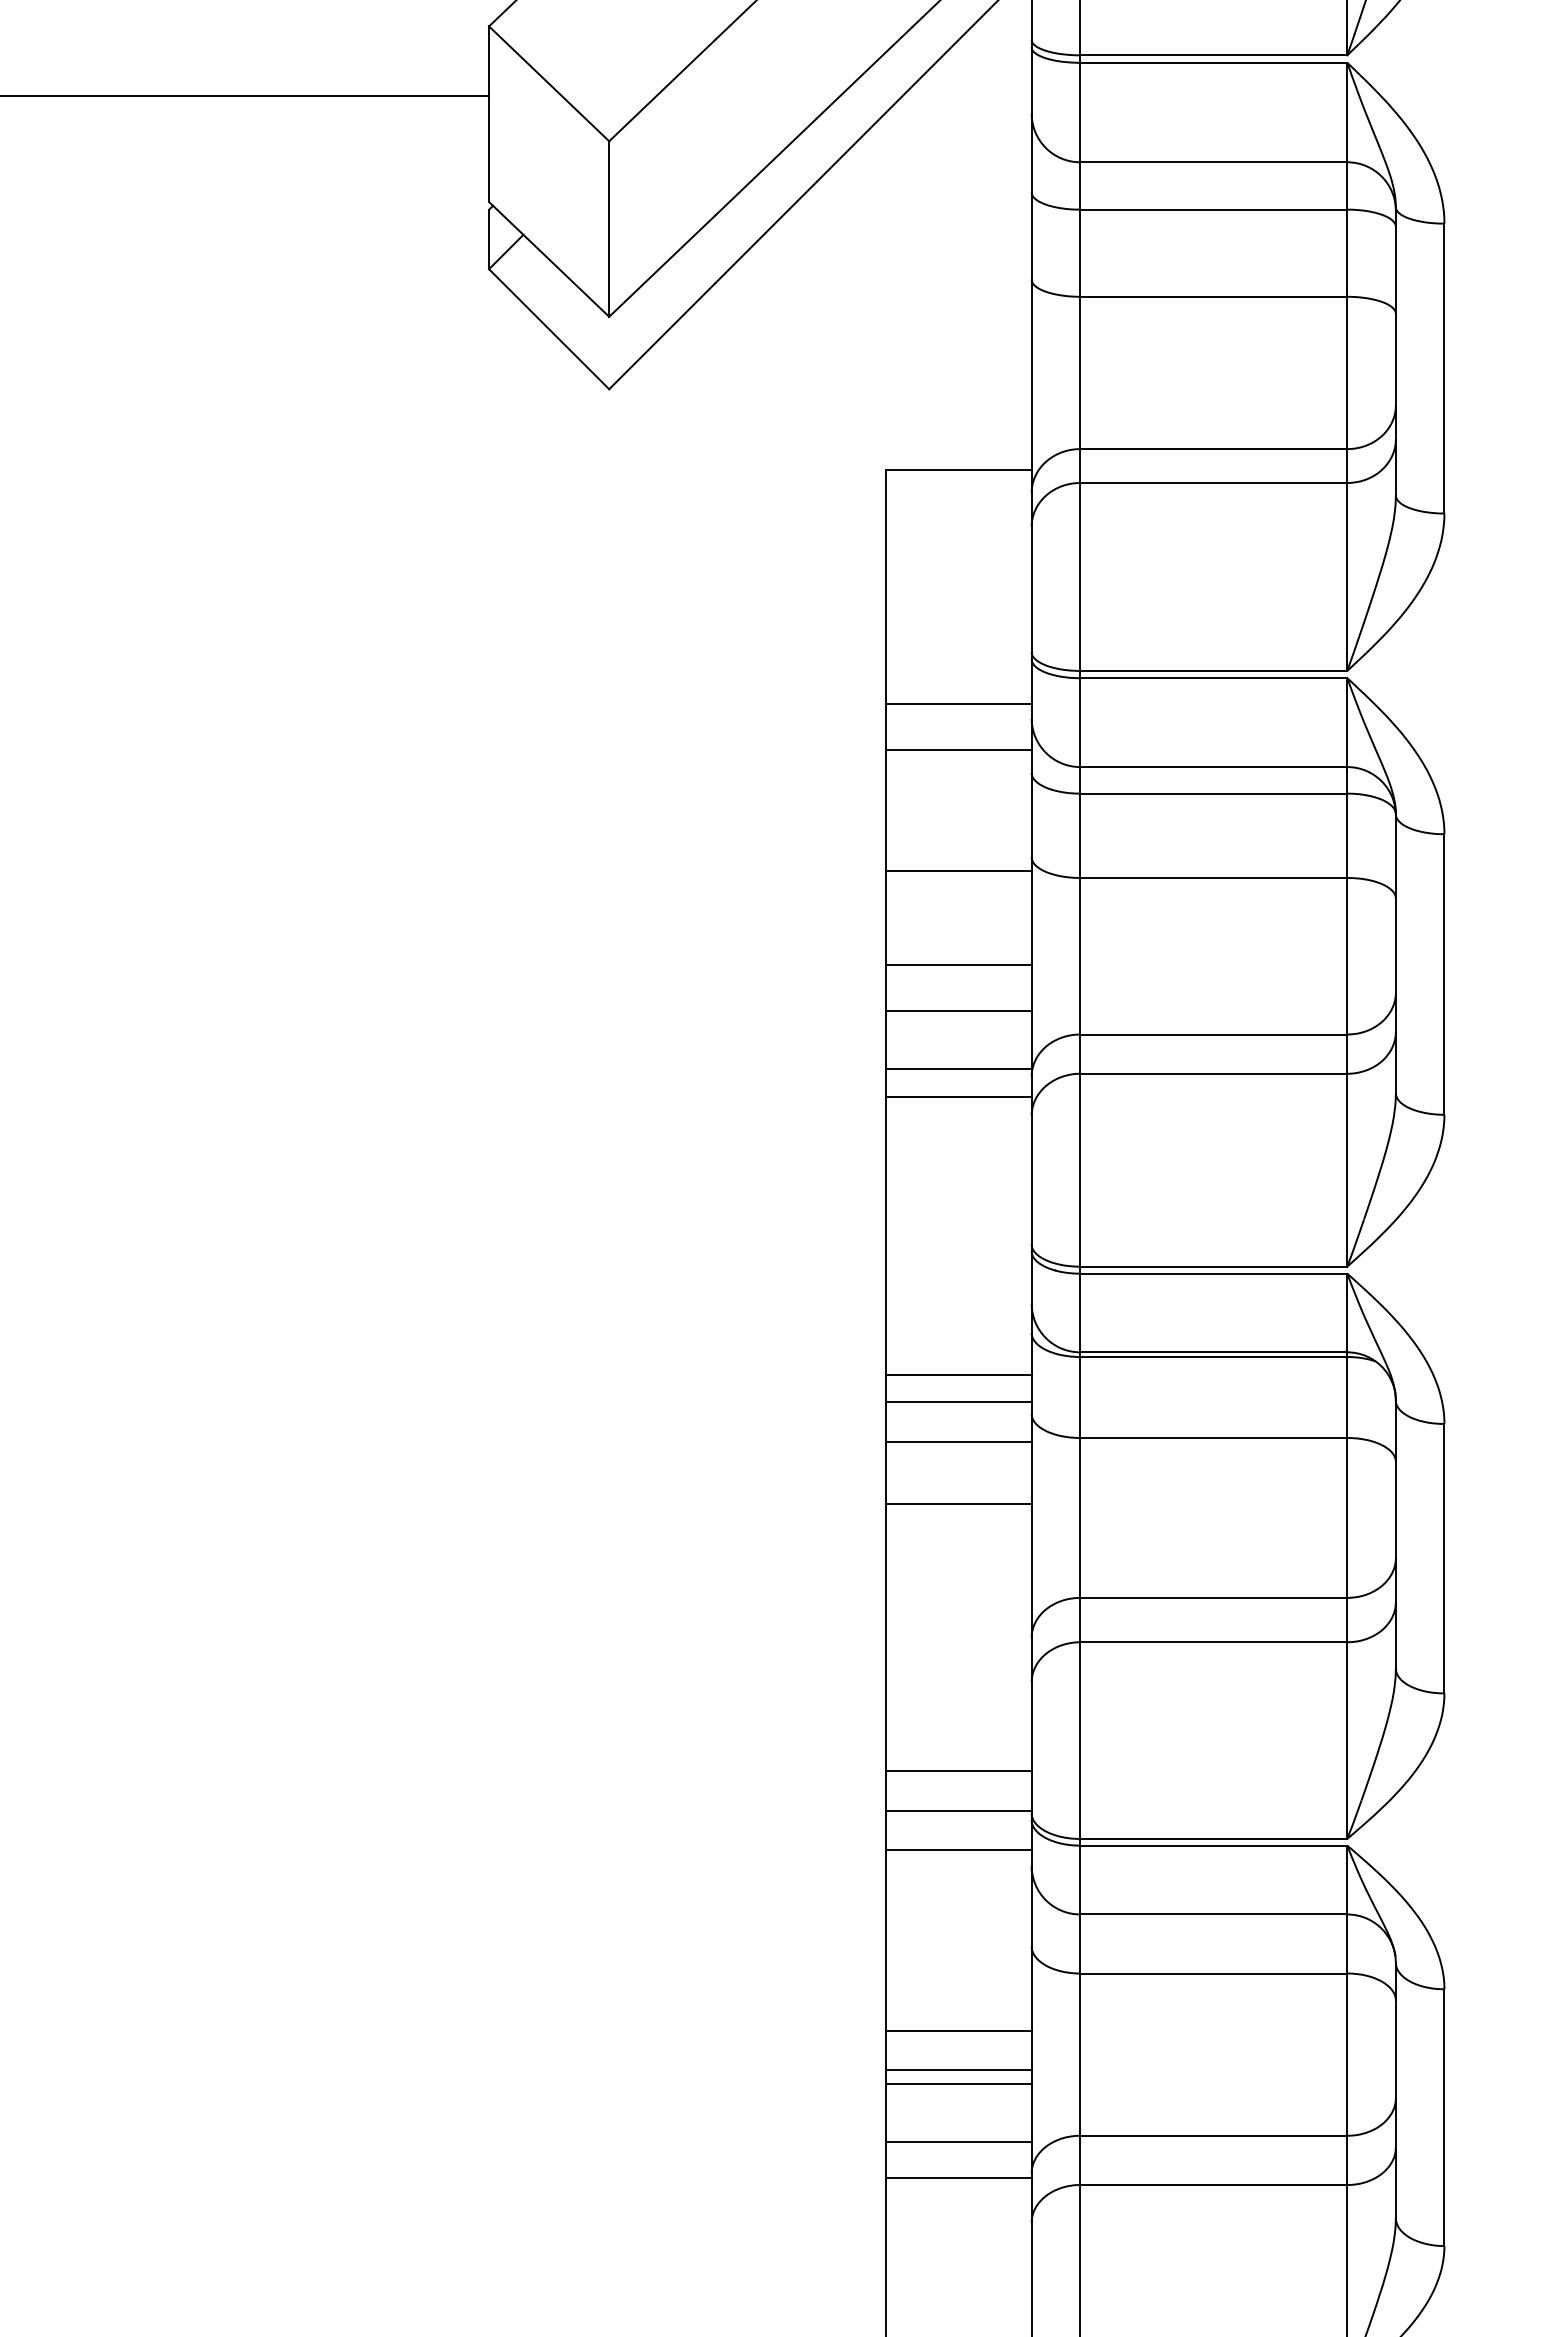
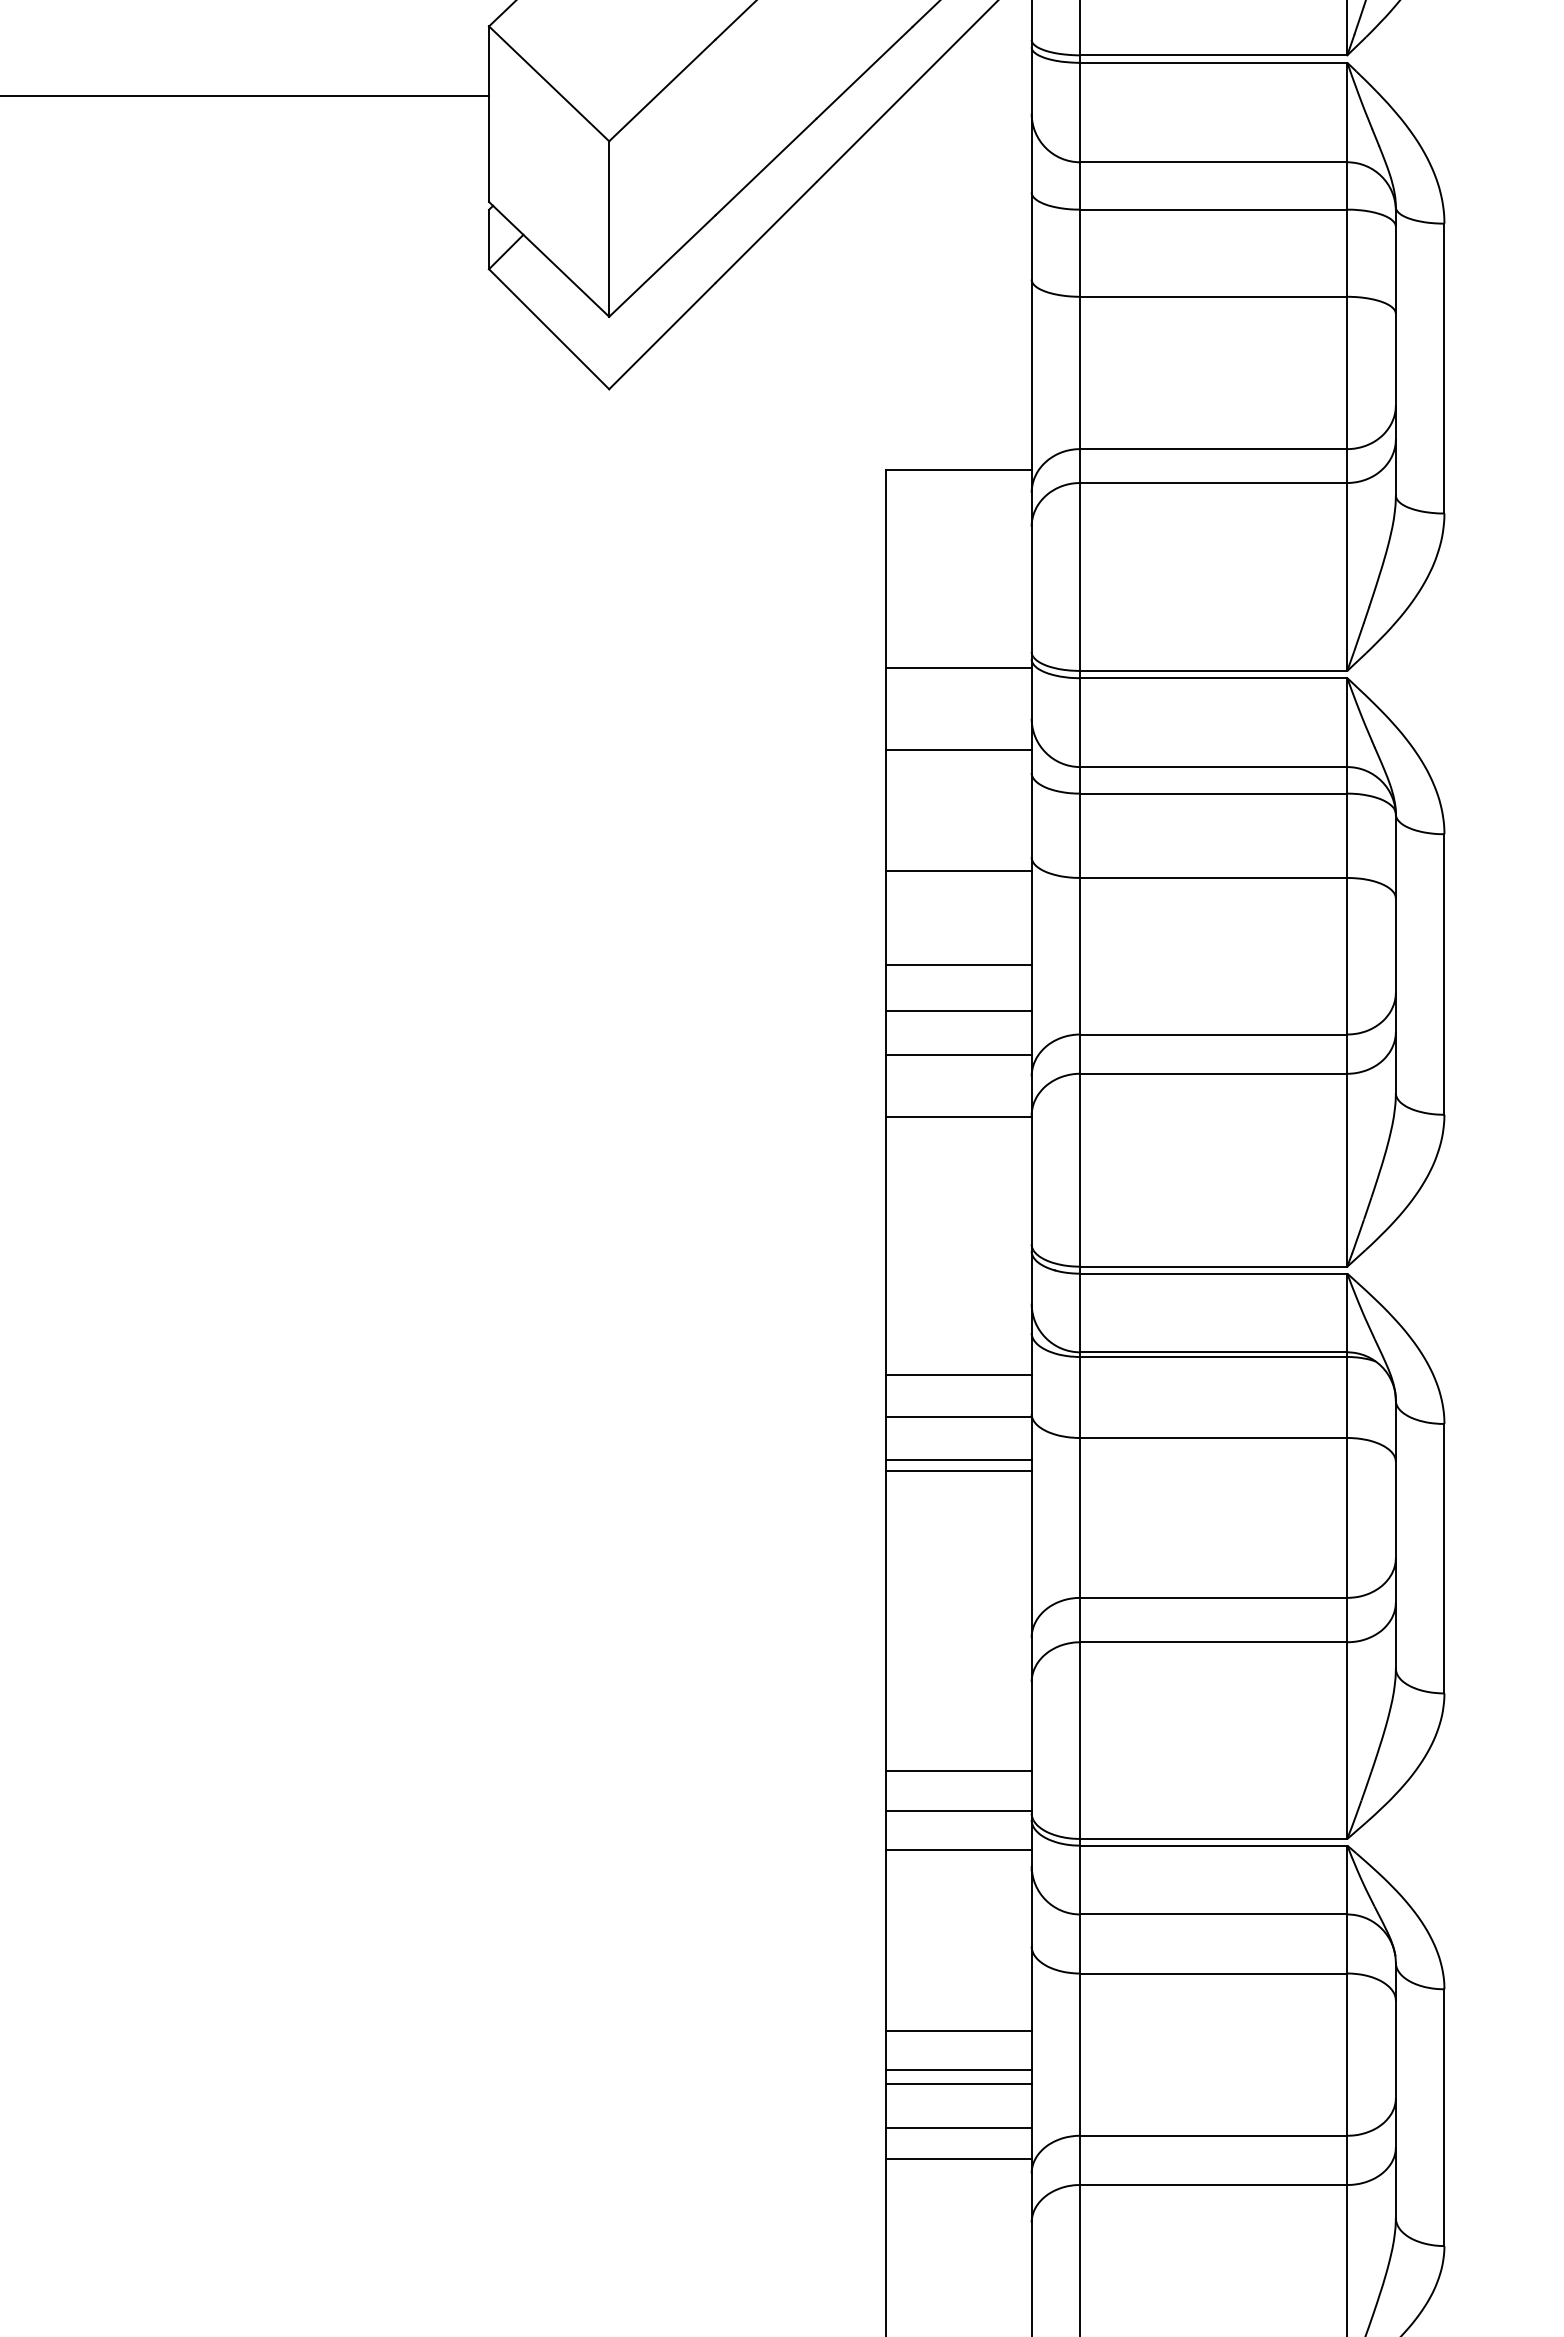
line position: (958, 703) -> (958, 667) (958, 667)
line position: (958, 1069) -> (958, 1055) (958, 1055)
line position: (958, 1096) -> (958, 1116) (958, 1116)
line position: (958, 1402) -> (958, 1417) (958, 1417)
line position: (958, 1442) -> (958, 1460) (958, 1460)
line position: (958, 1504) -> (958, 1471) (958, 1471)
line position: (958, 2142) -> (958, 2128) (958, 2128)
line position: (958, 2178) -> (958, 2159) (958, 2159)
